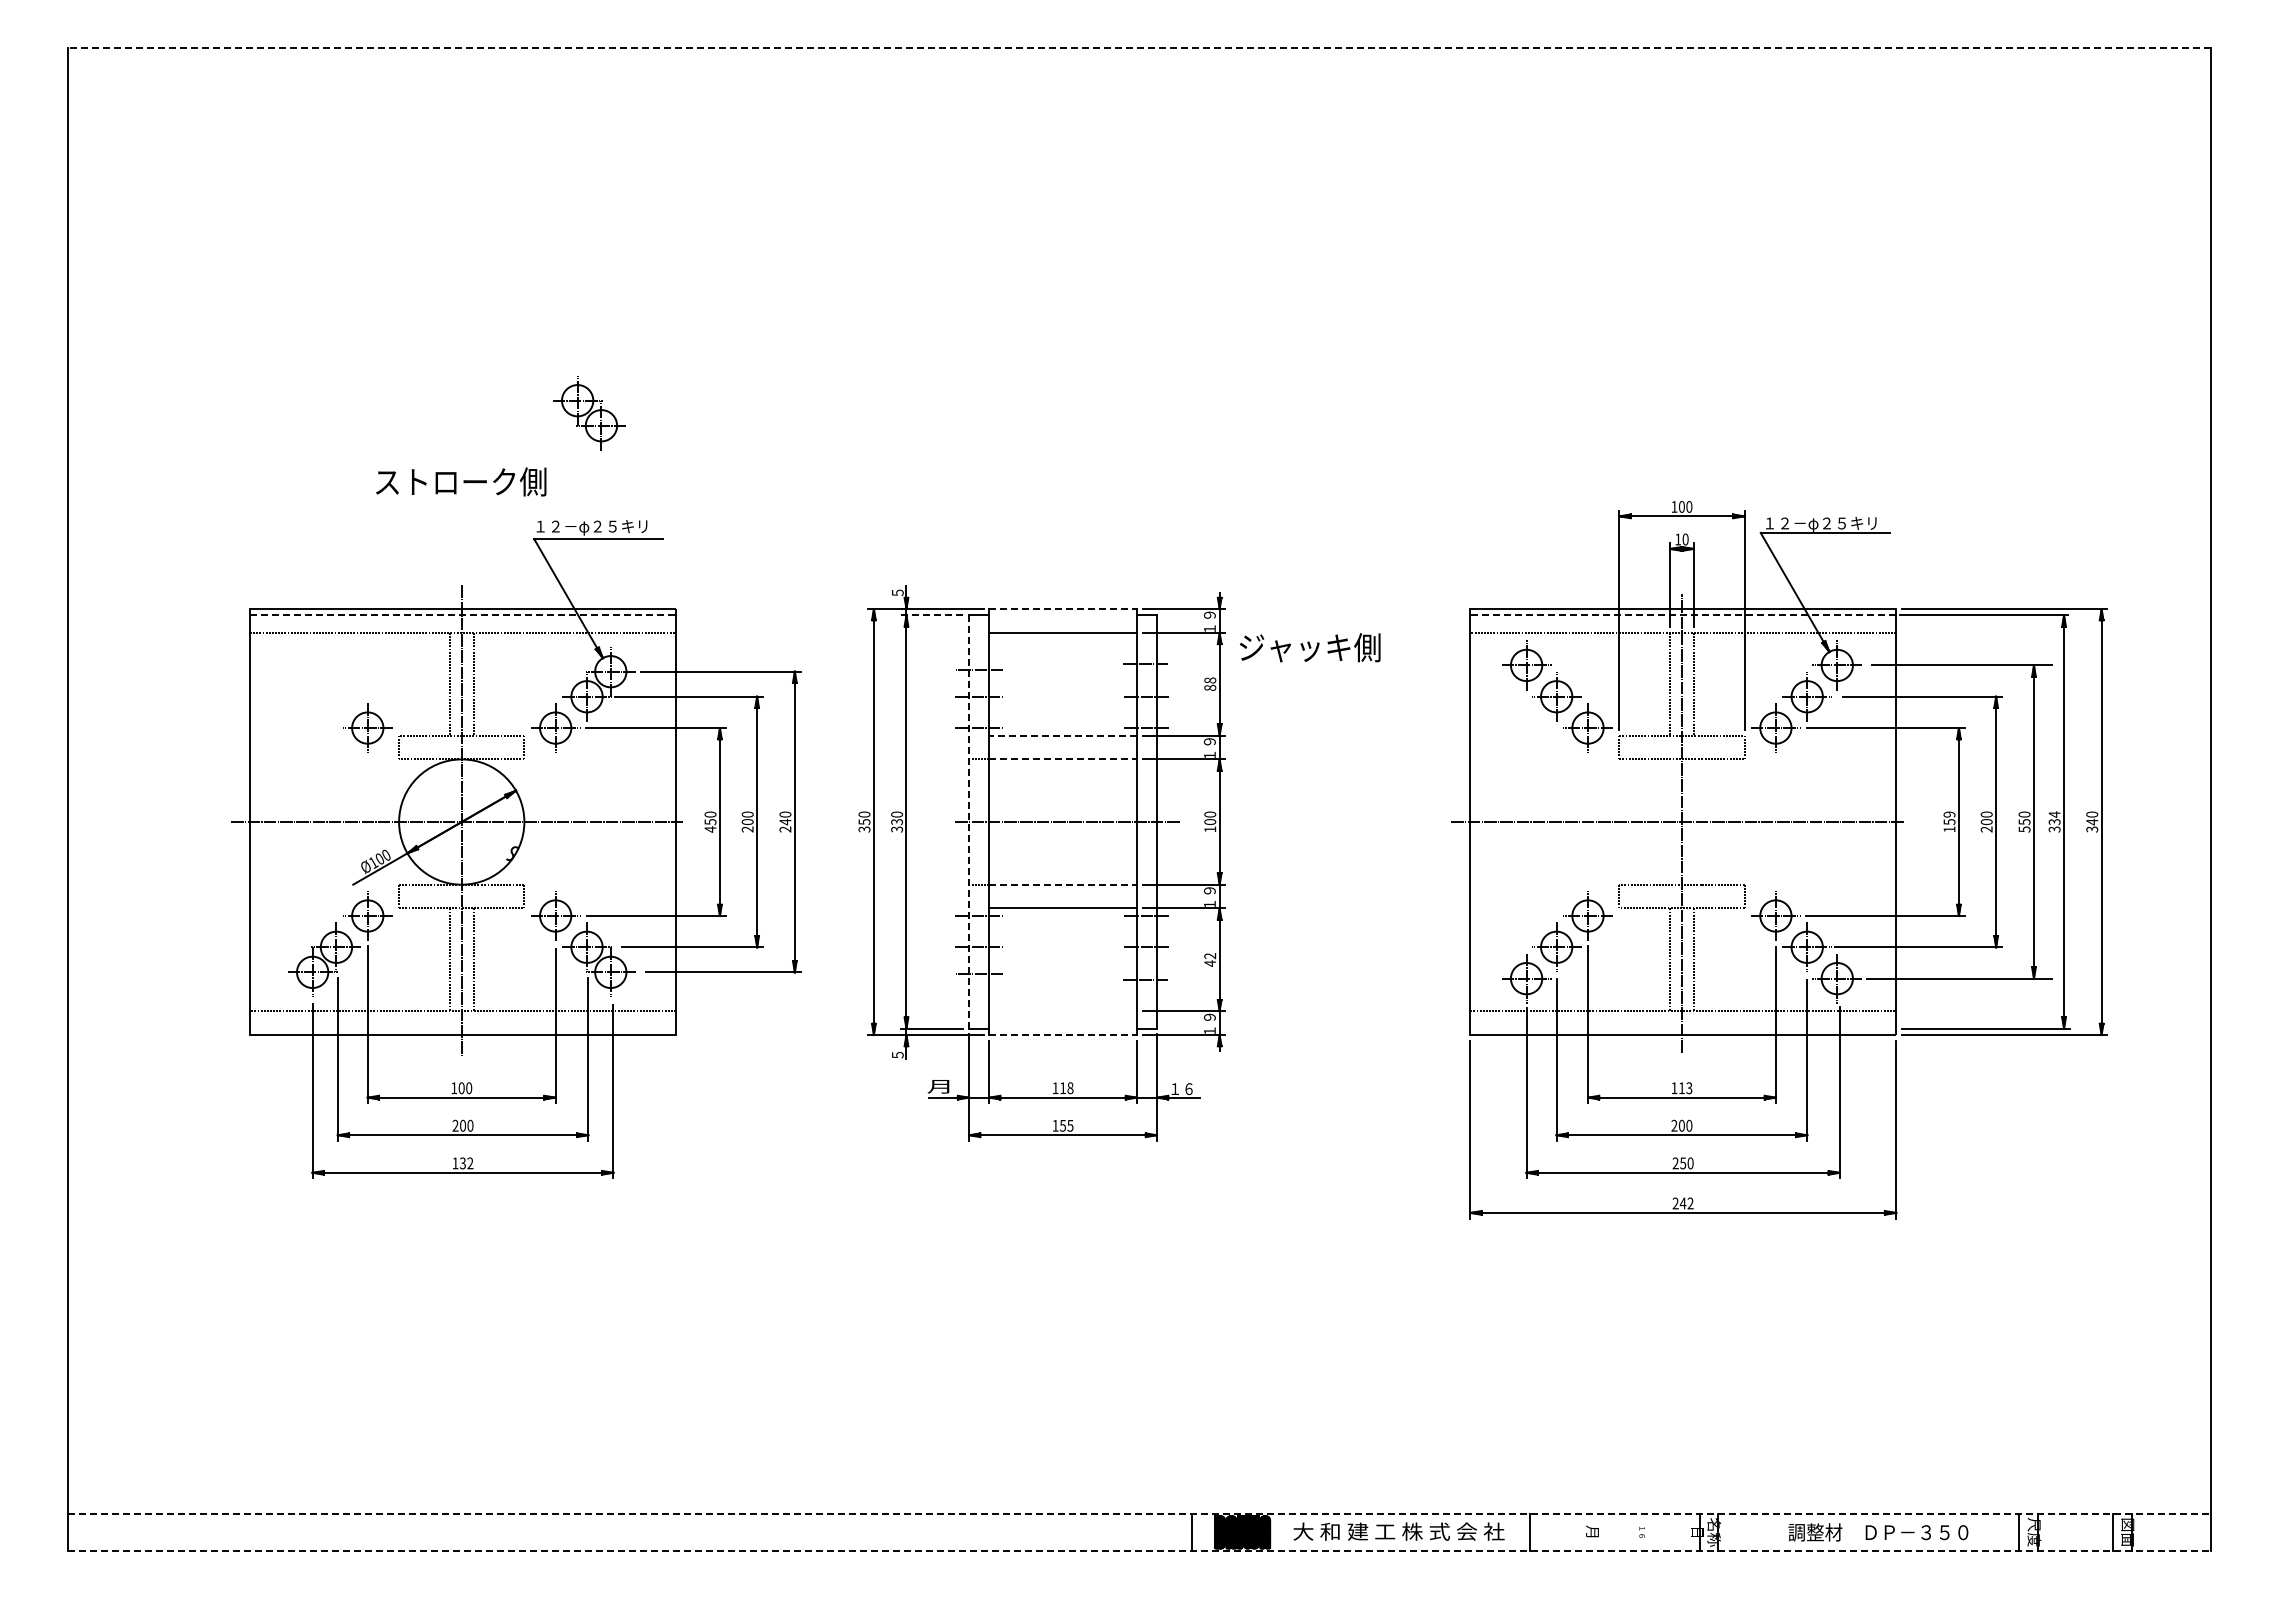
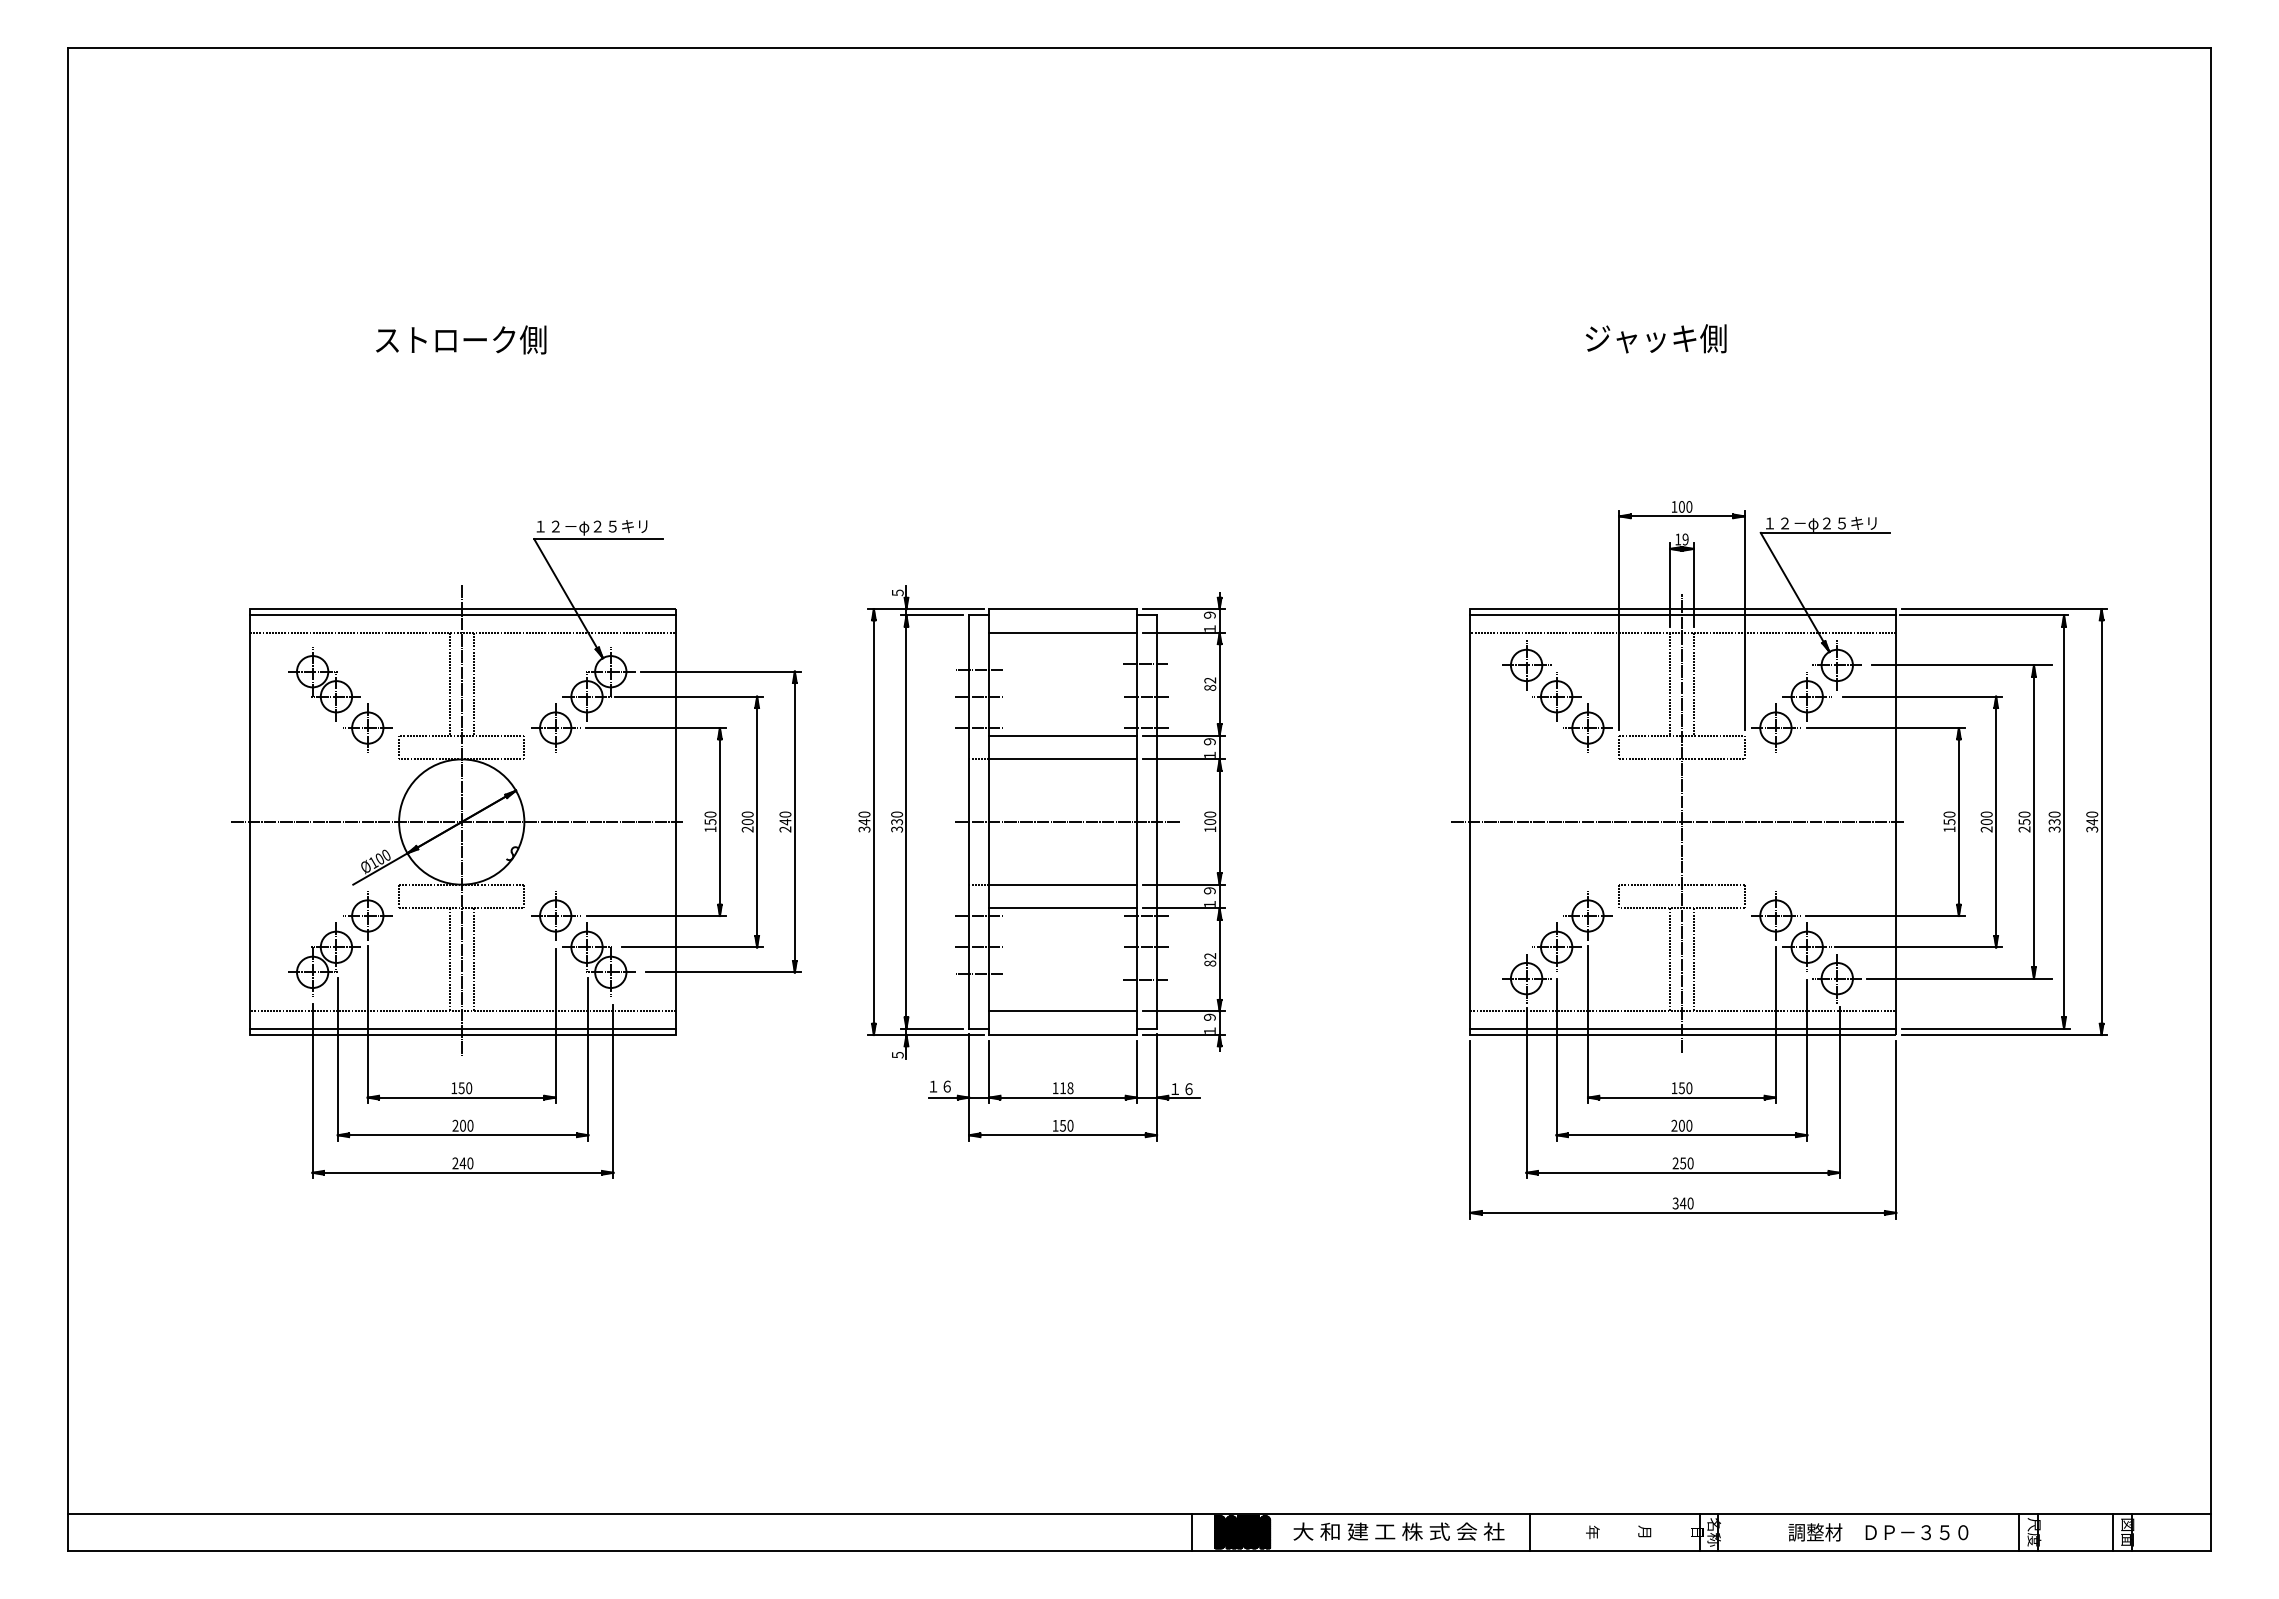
line: dashed -> solid (1139, 47)
part position: (589, 413) -> (324, 684) (324, 684)
text position: (461, 481) -> (461, 339) (461, 339)
text: 10 -> 19 (1685, 539)
line: dashed -> solid (1063, 609)
line: dashed -> solid (462, 615)
line: dashed -> solid (931, 615)
line: dashed -> solid (1683, 615)
text position: (1310, 647) -> (1656, 338) (1656, 338)
text: 88 -> 82 (1210, 680)
line: dashed -> solid (1063, 735)
line: dashed -> solid (1063, 759)
text: 159 -> 150 (1949, 814)
text: 334 -> 330 (2054, 814)
text: 350 -> 340 (864, 821)
line: dashed -> solid (969, 822)
text: 450 -> 150 (710, 829)
text: 550 -> 250 (2024, 829)
line: dashed -> solid (1063, 884)
text: 42 -> 82 (1210, 963)
line: none -> present (1062, 1011)
line: none -> present (462, 1028)
line: none -> present (1683, 1028)
line: dashed -> solid (1063, 1035)
text: 月 -> １６ (938, 1086)
text: 100 -> 150 (461, 1088)
text: 113 -> 150 (1685, 1088)
text: 155 -> 150 (1070, 1125)
text: 132 -> 240 (462, 1163)
text: 242 -> 340 (1682, 1203)
line: dashed -> solid (1139, 1513)
text: １６ -> 月 (1644, 1531)
text: 月 -> 年 (1592, 1532)
line: dashed -> solid (1139, 1551)
